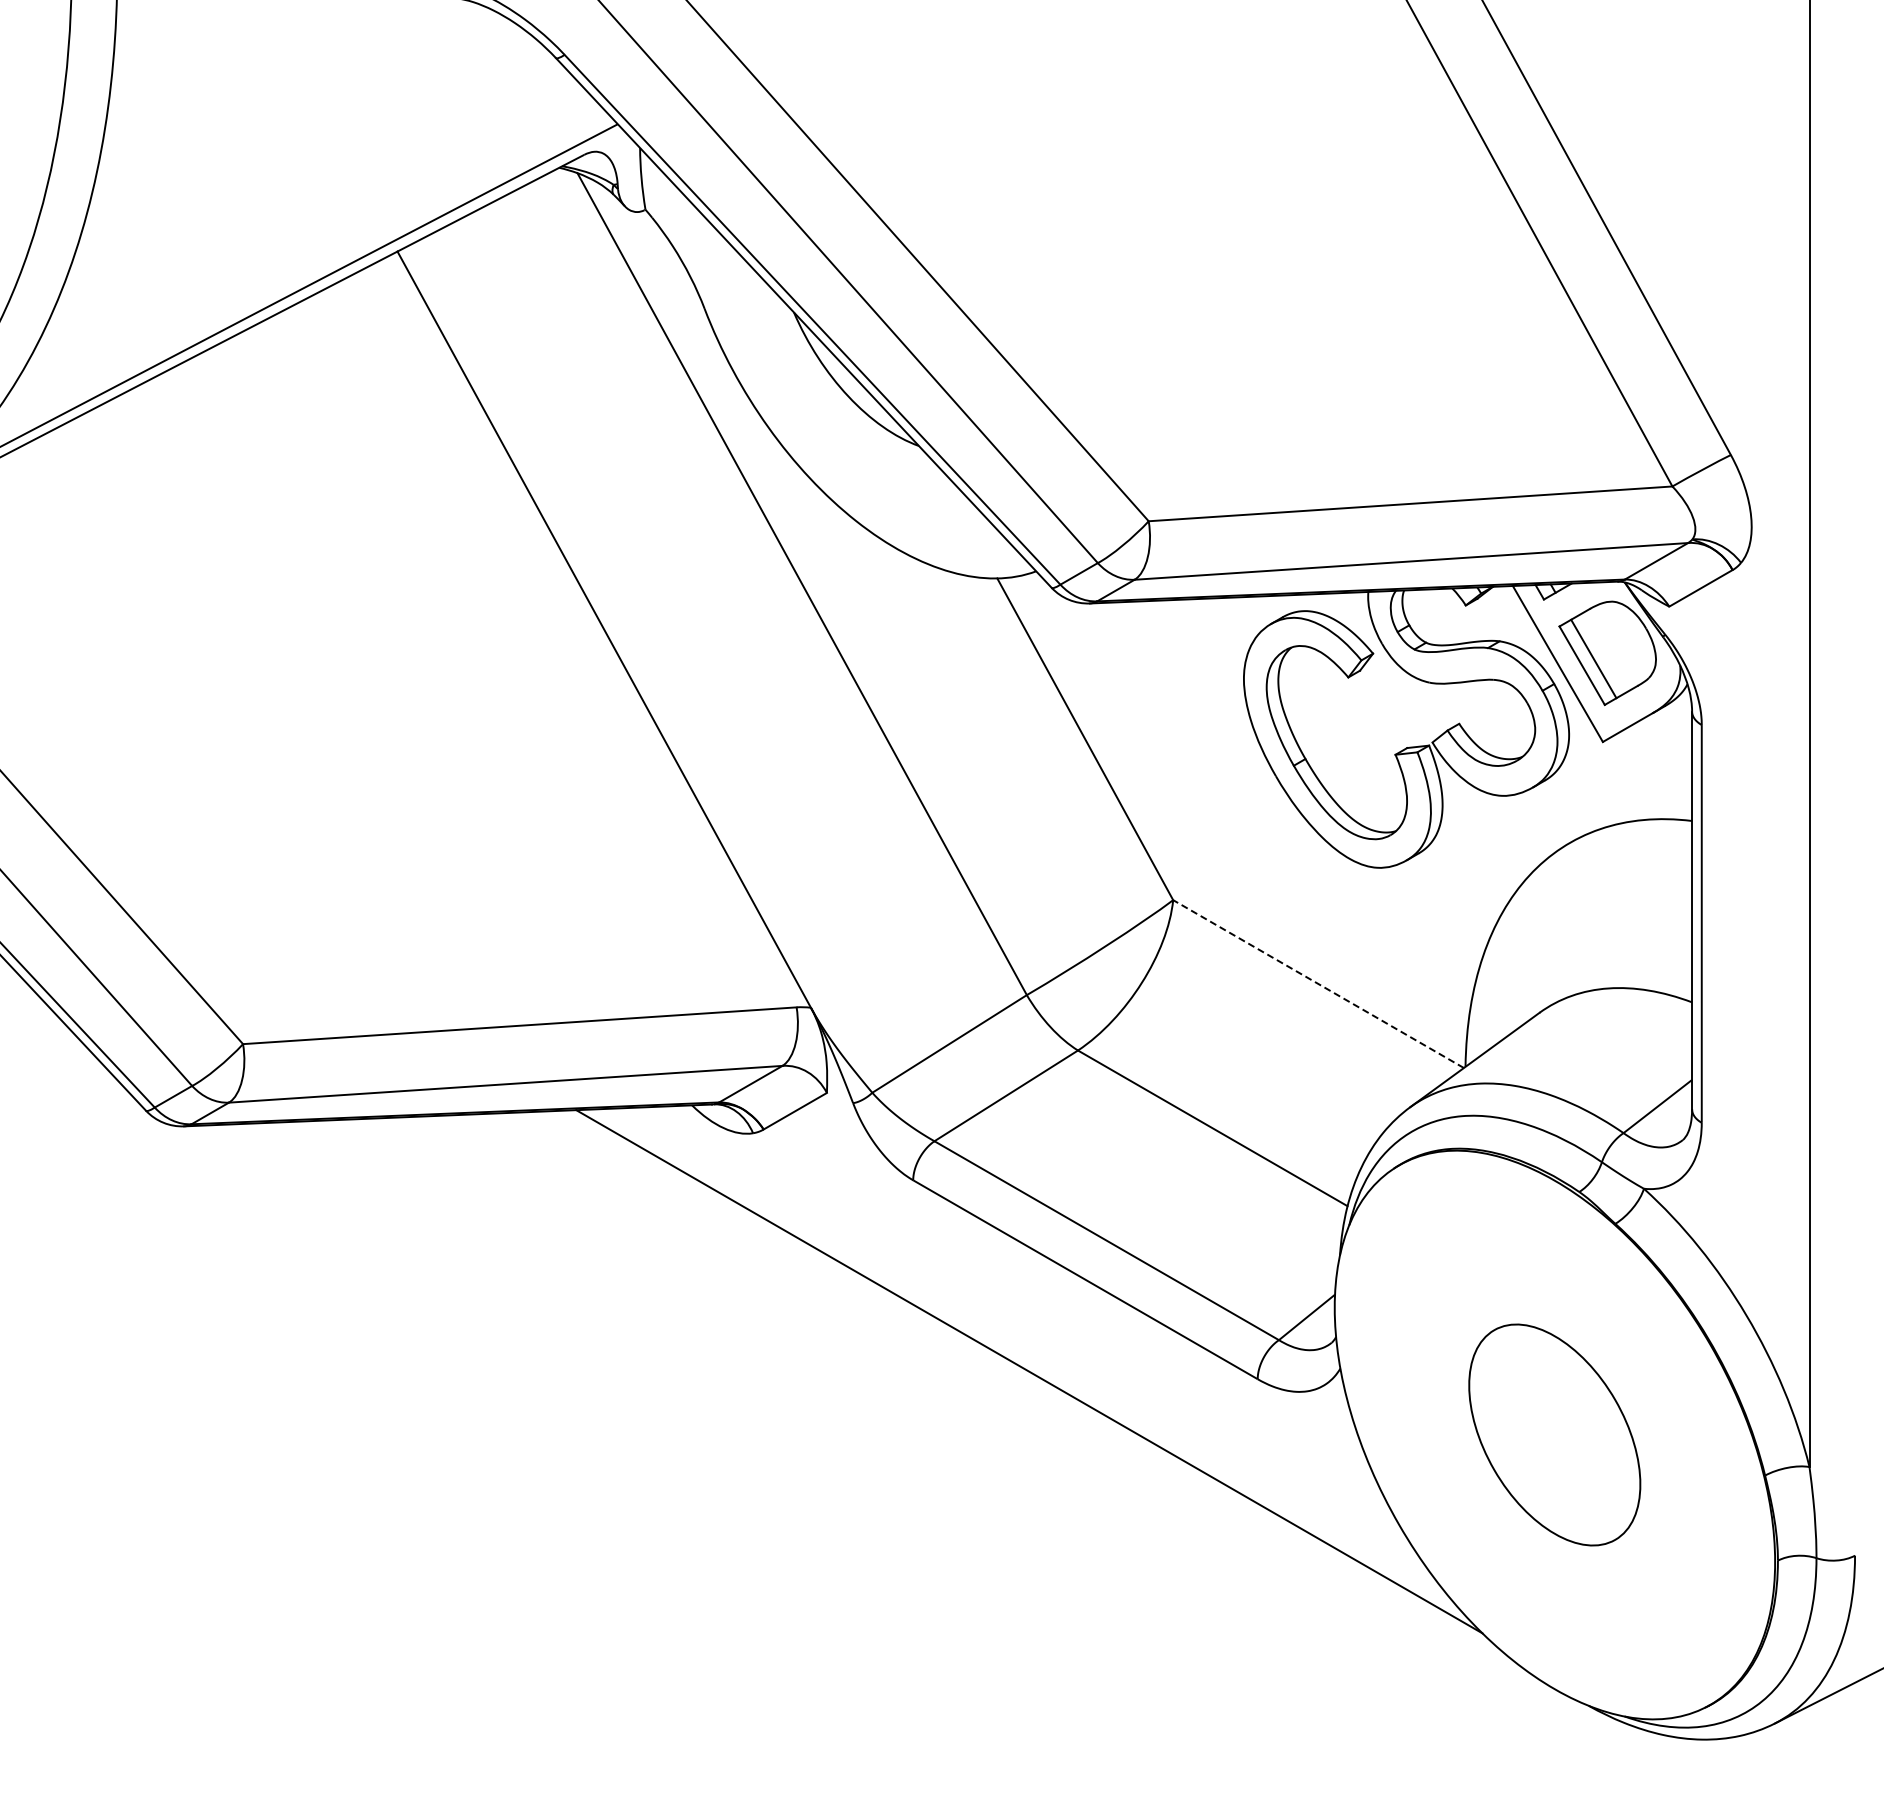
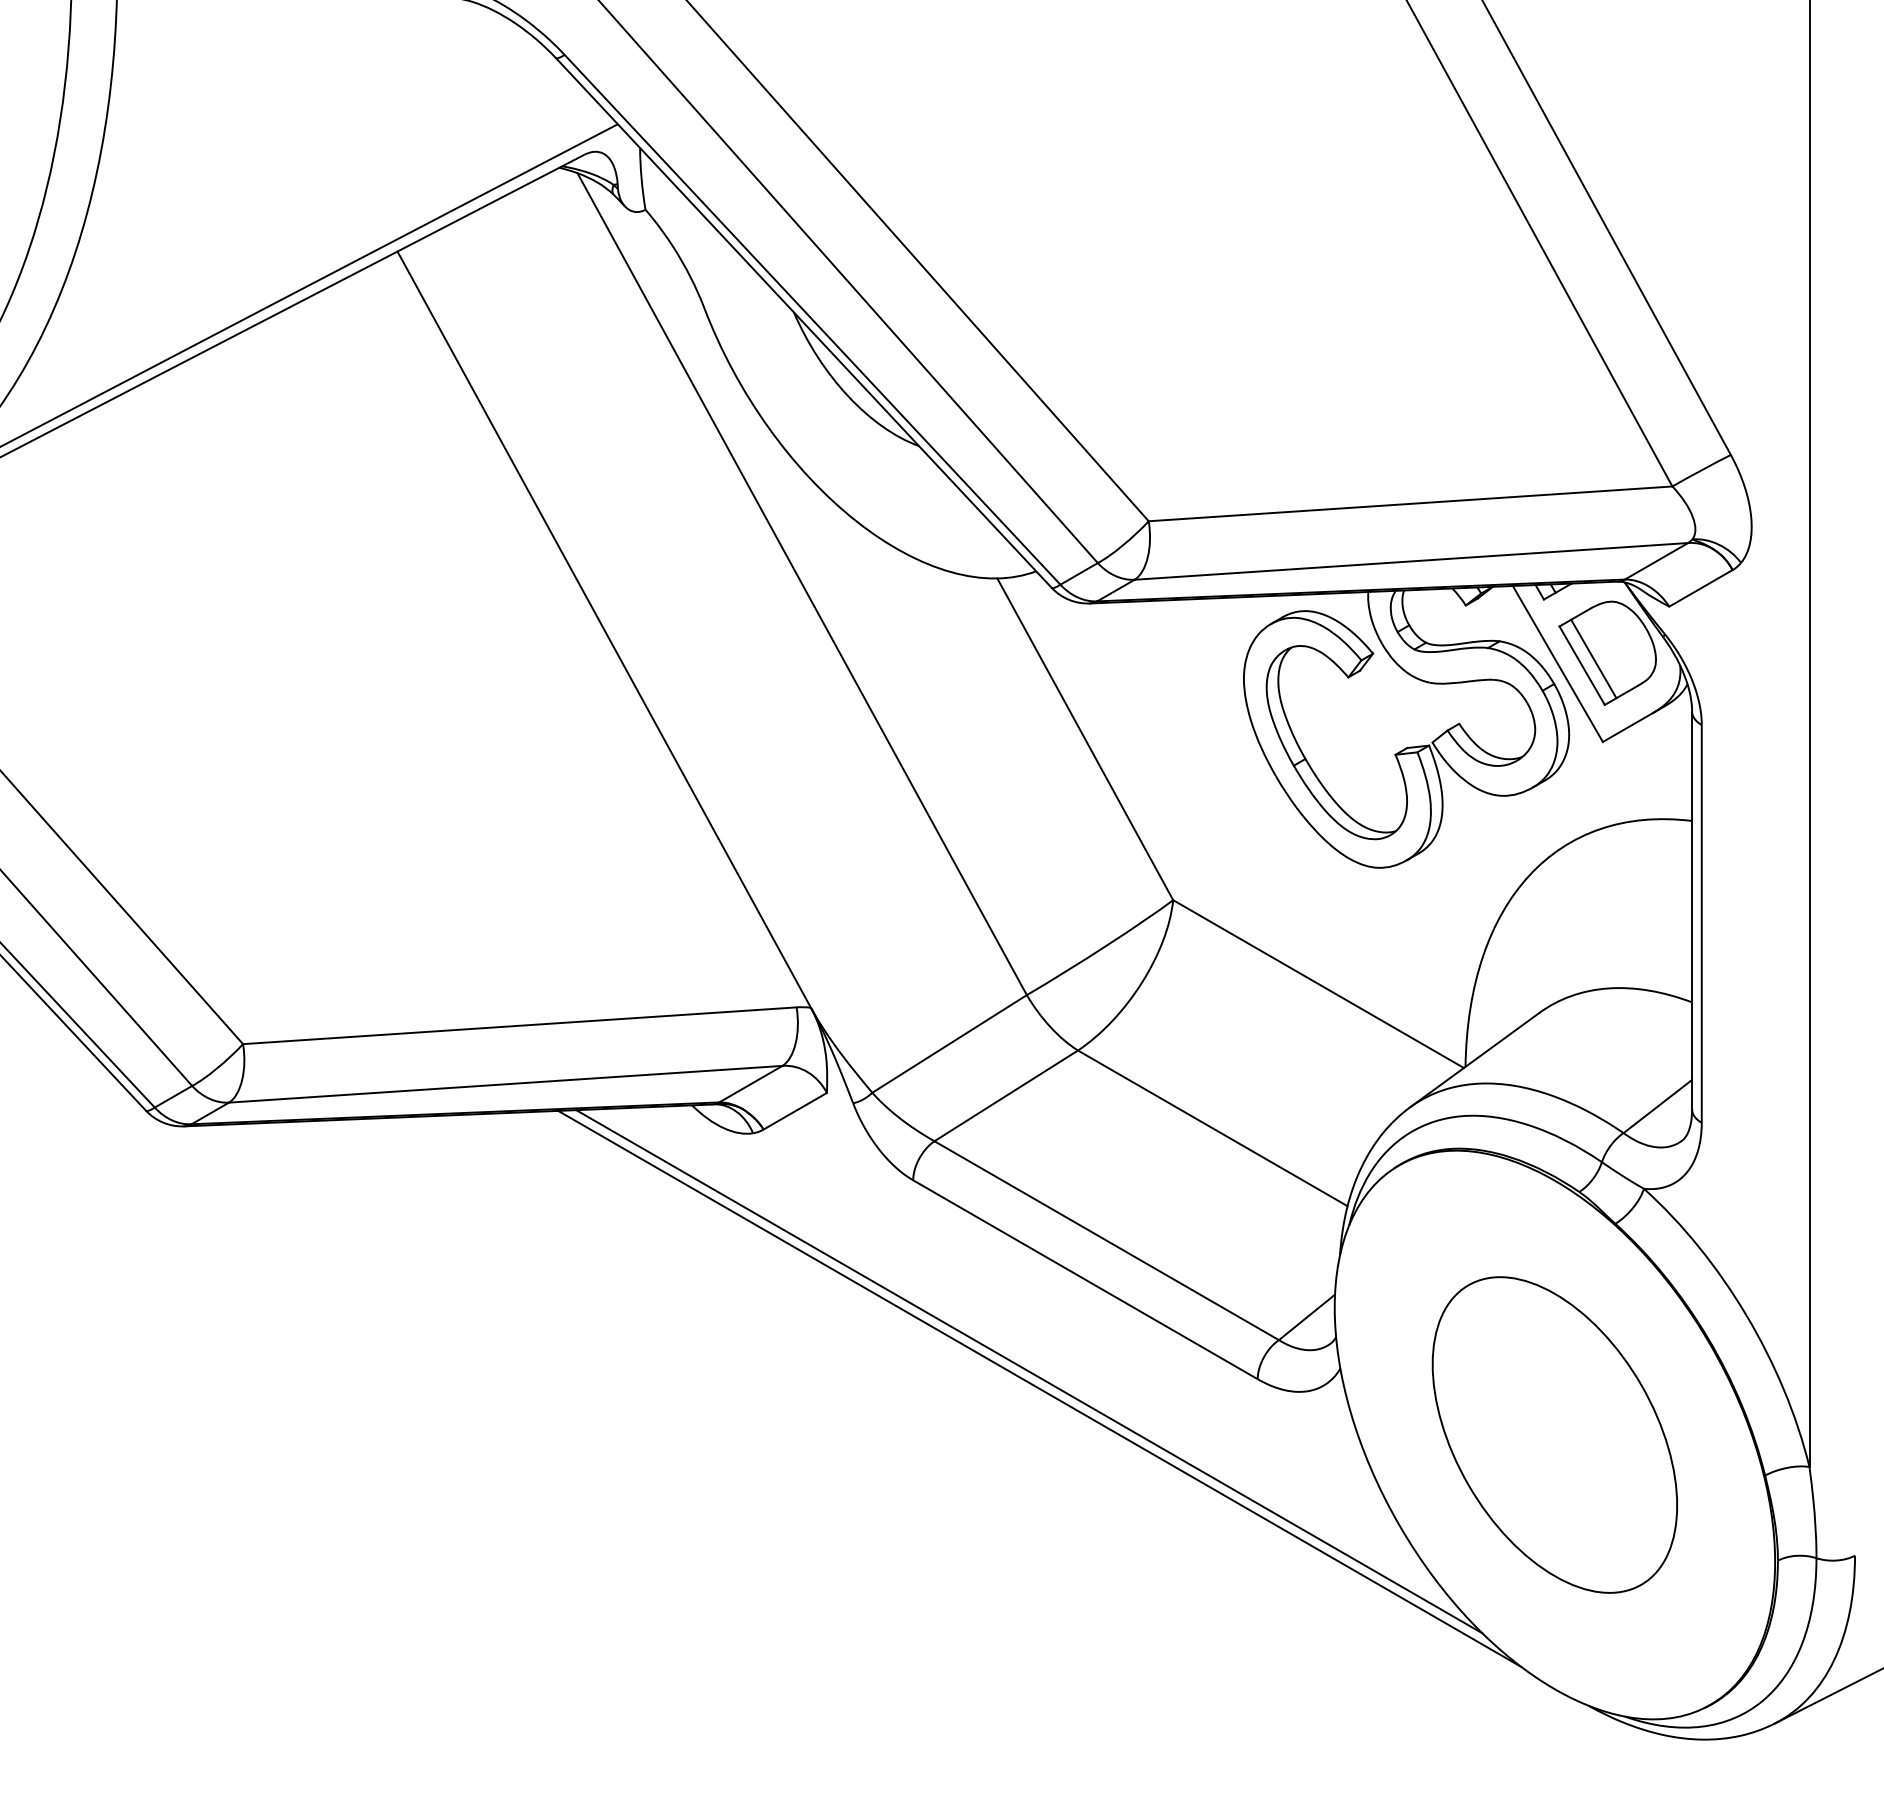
line: dashed -> solid (1318, 984)
line: none -> present (1039, 1388)
part size: 174x224 px -> 247x318 px (1554, 1434)
